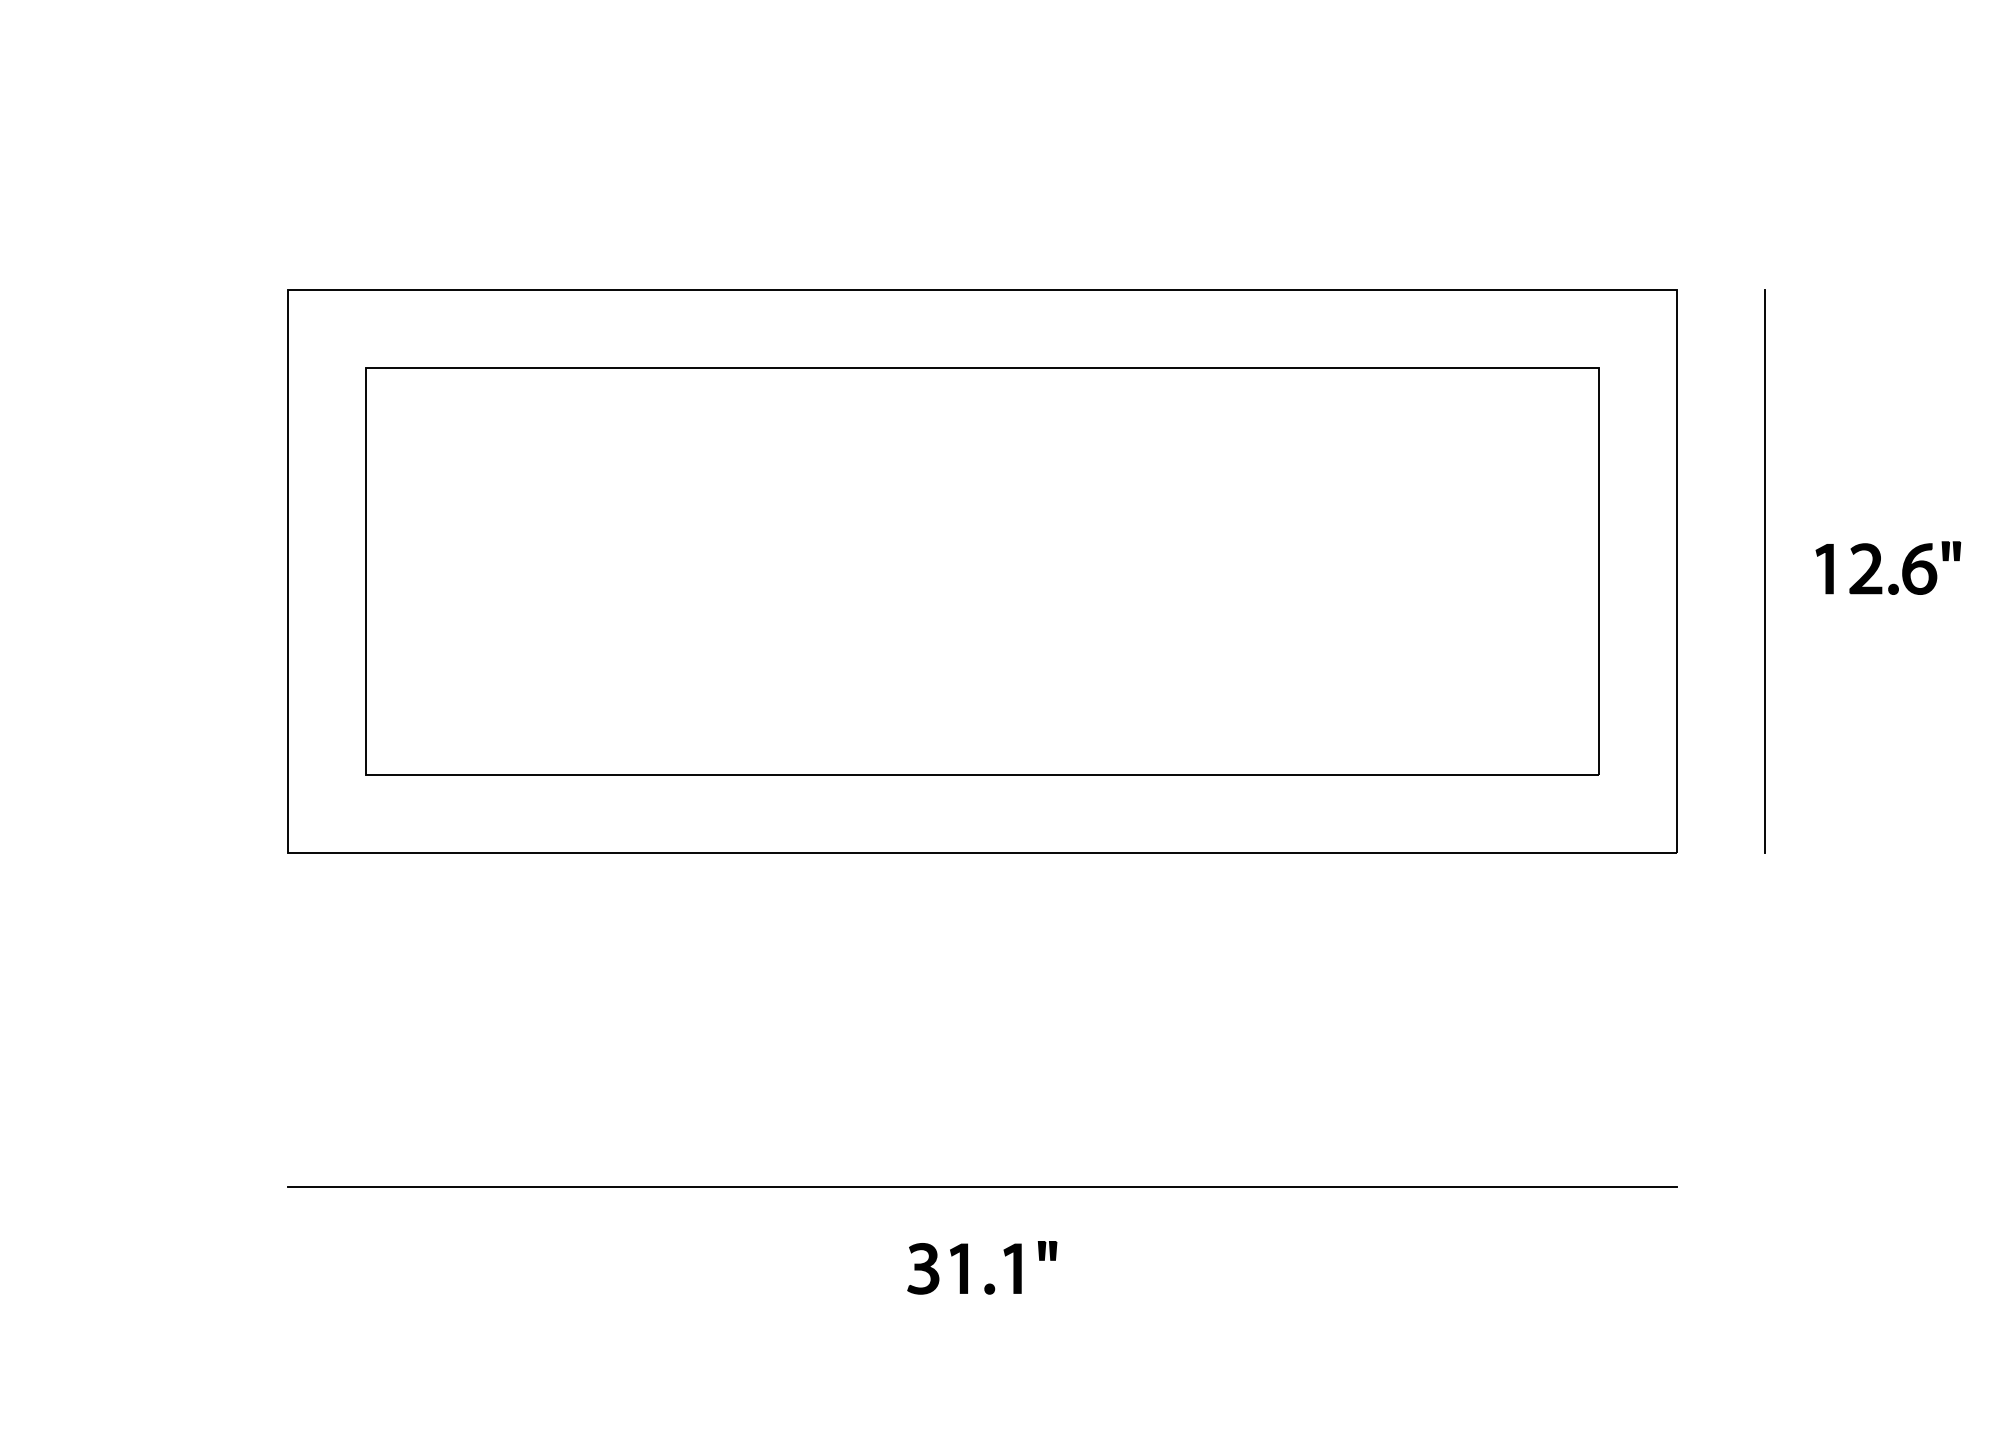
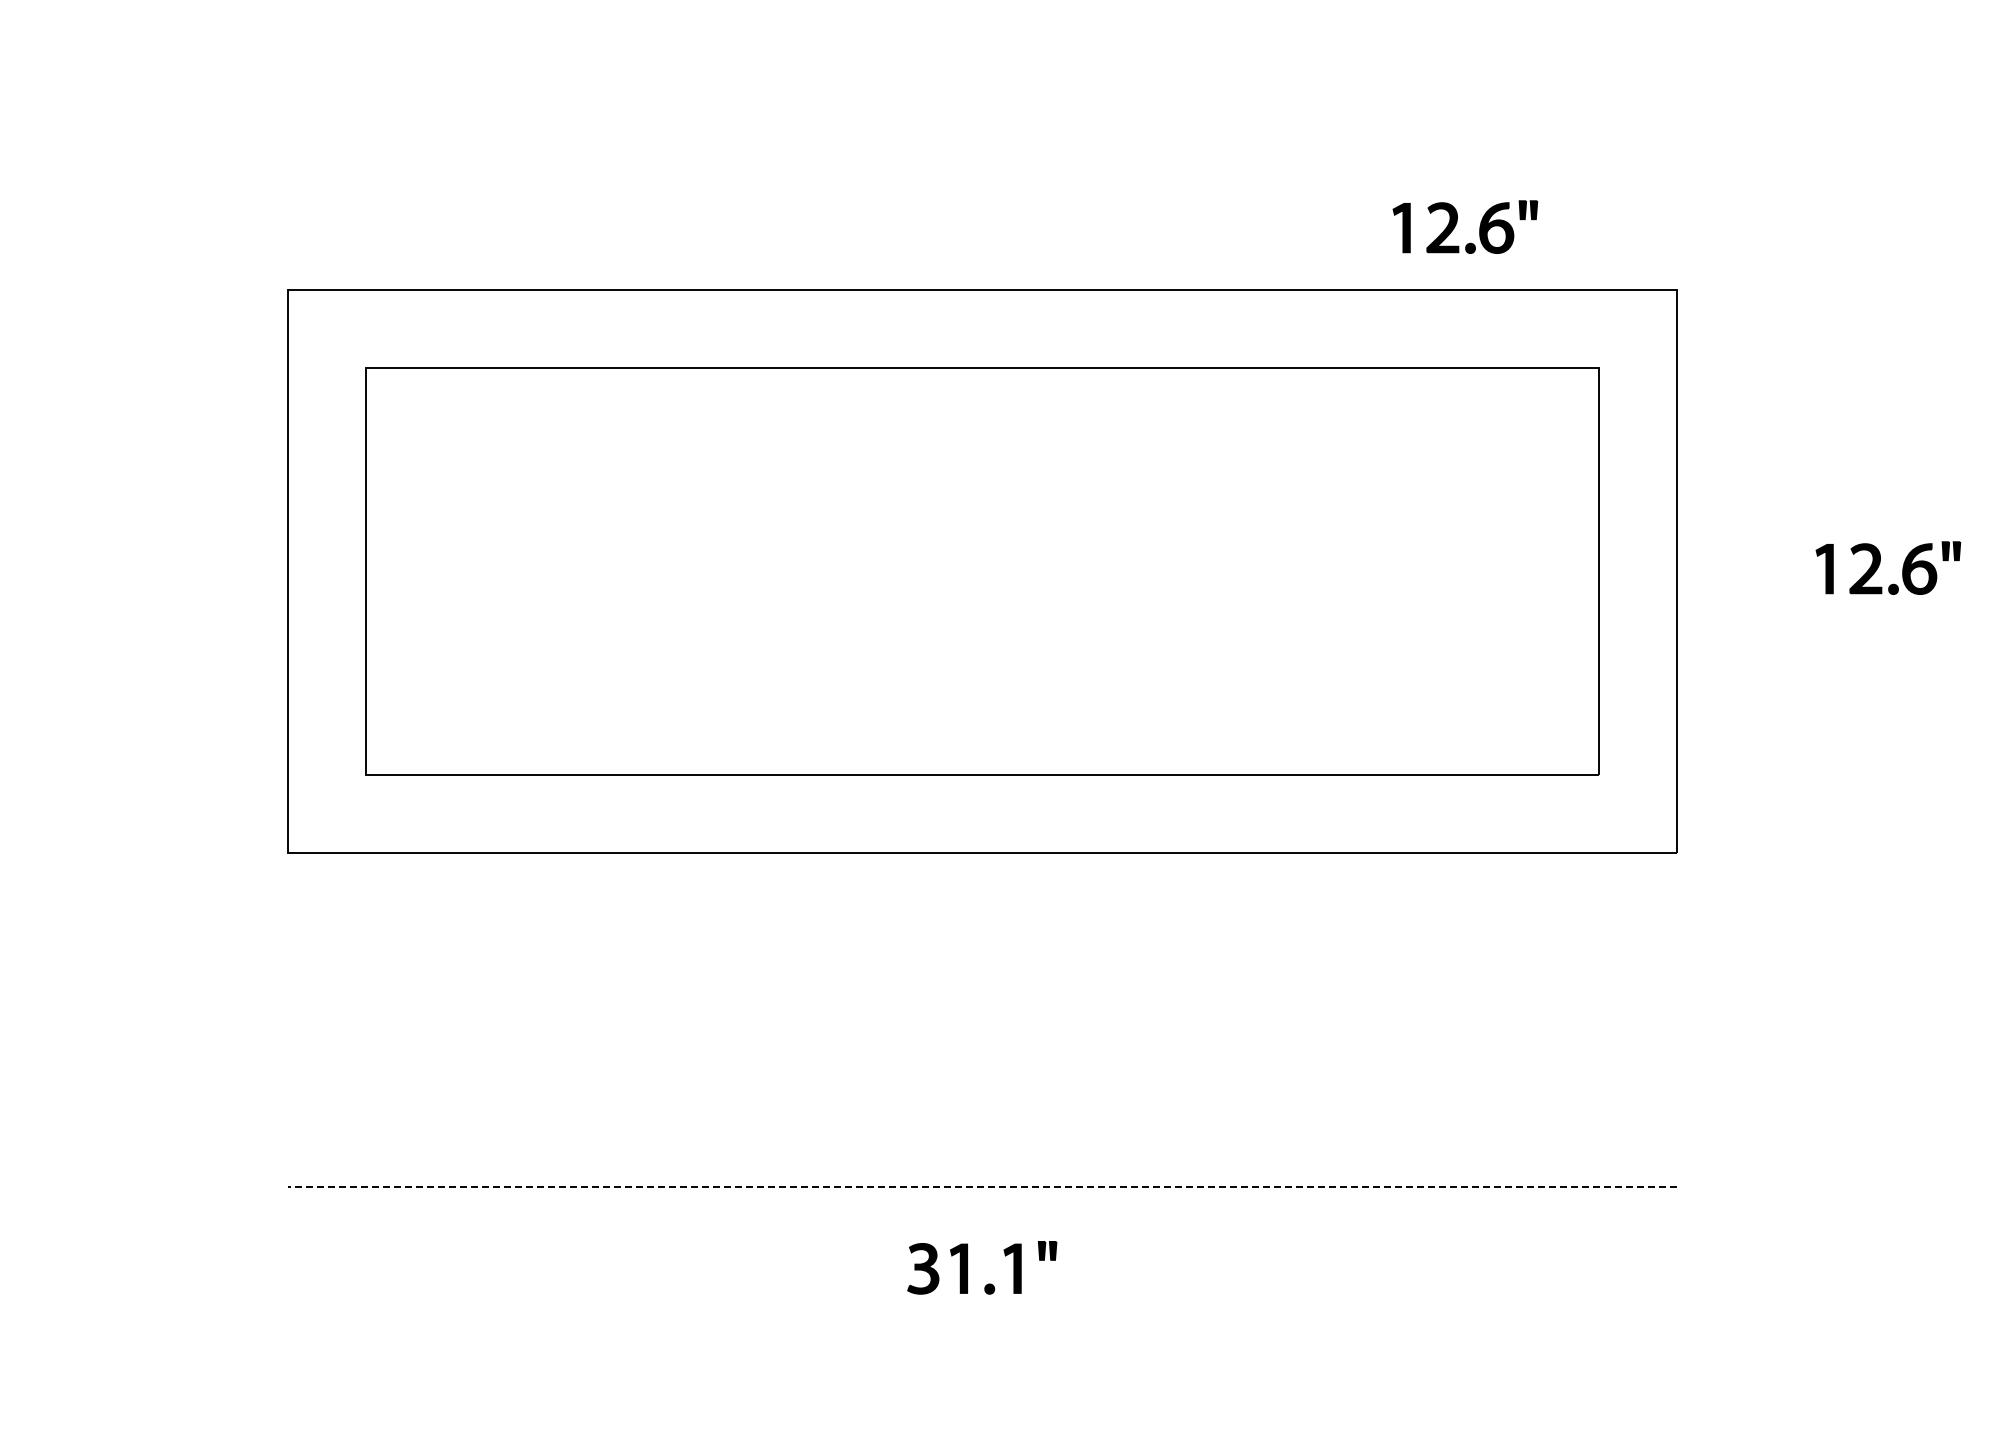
part: none -> present (1457, 222)
line: present -> none (1764, 571)
line: solid -> dashed (982, 1186)
